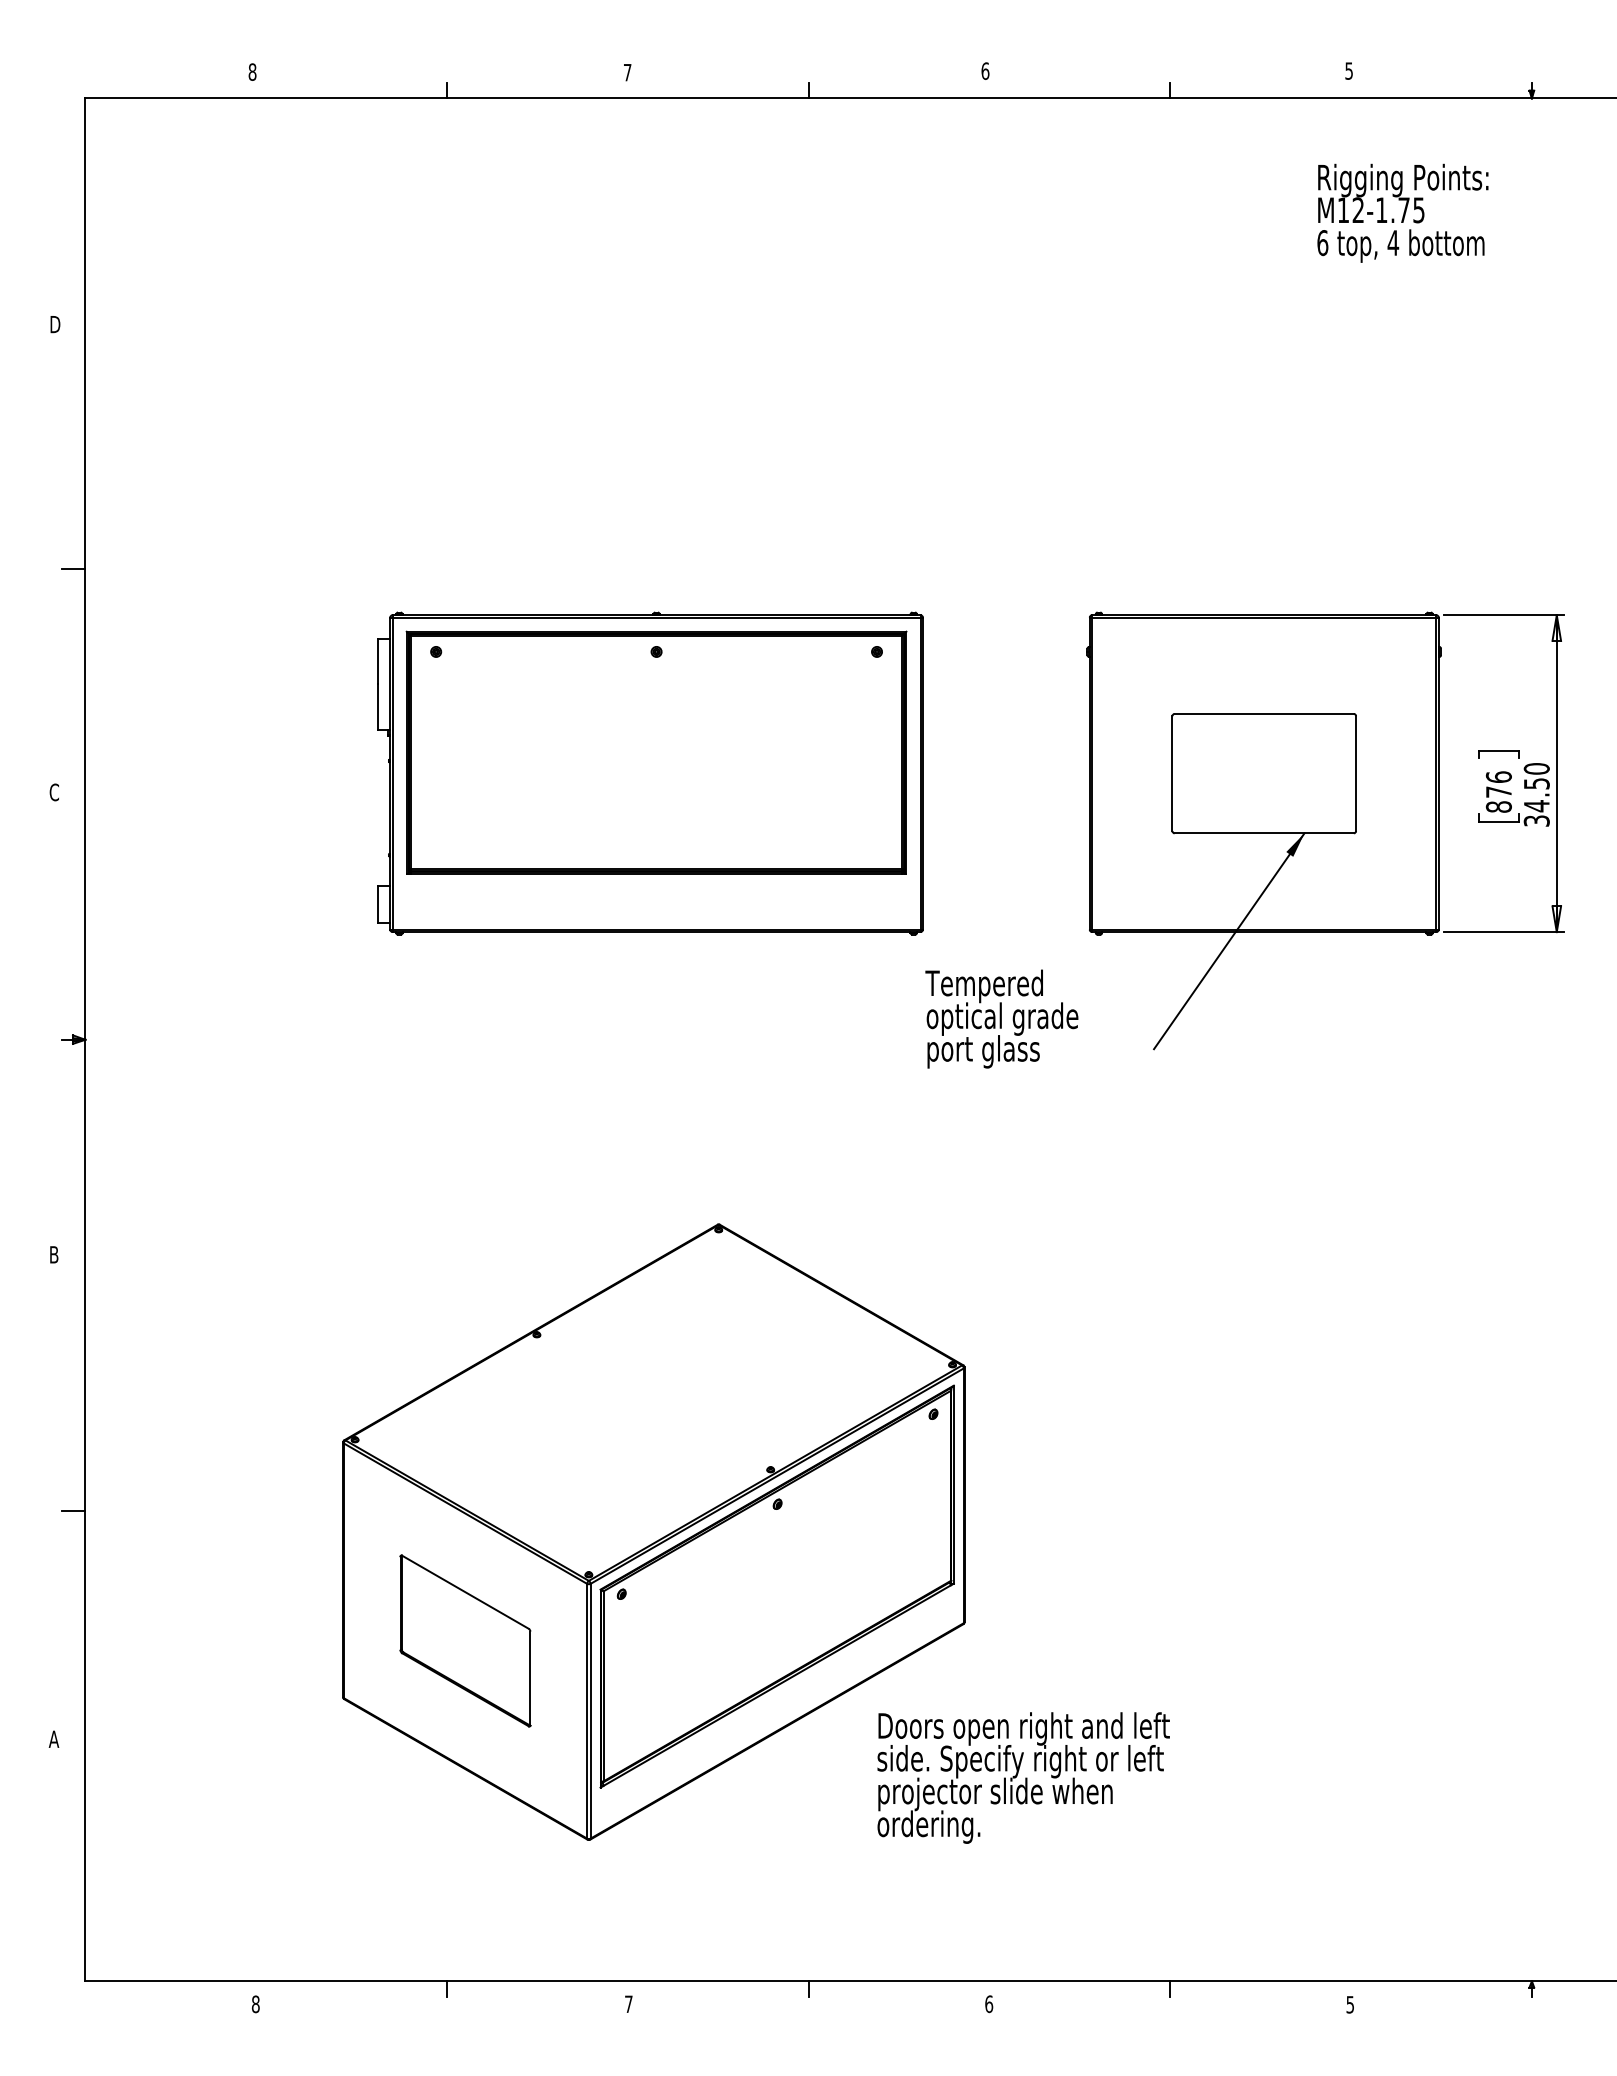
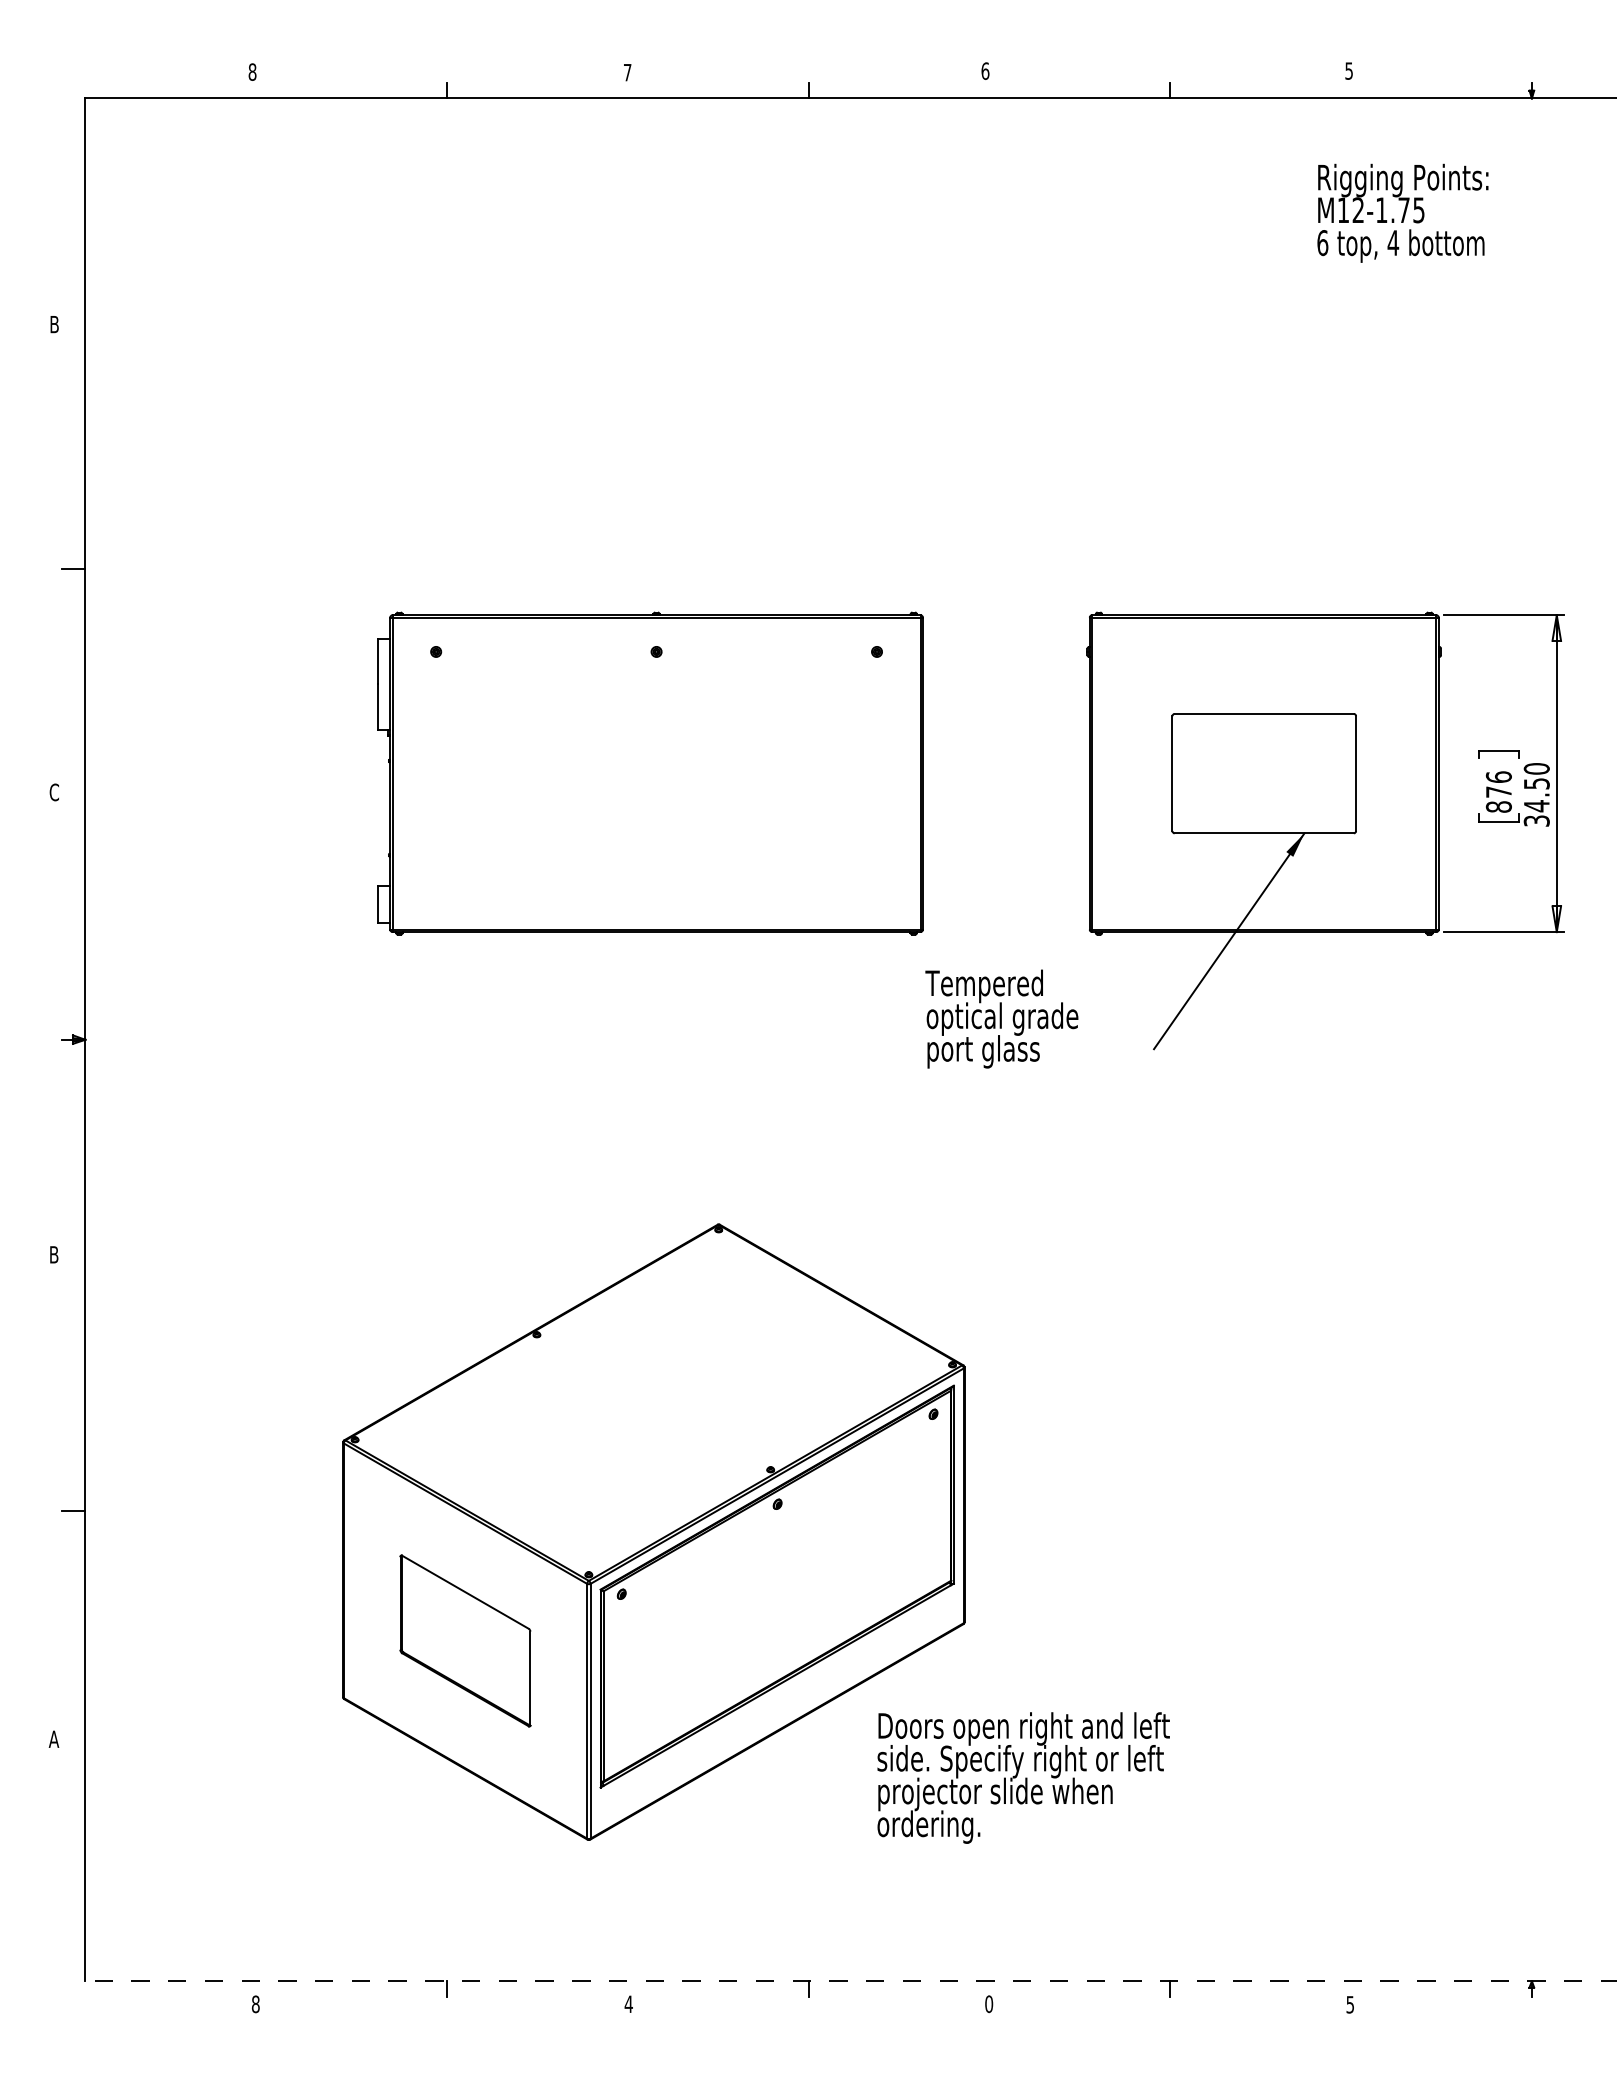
text: D -> B (56, 324)
part: present -> none (656, 752)
line: solid -> dashed (851, 1981)
text: 7 -> 4 (628, 2003)
text: 6 -> 0 (989, 2003)
